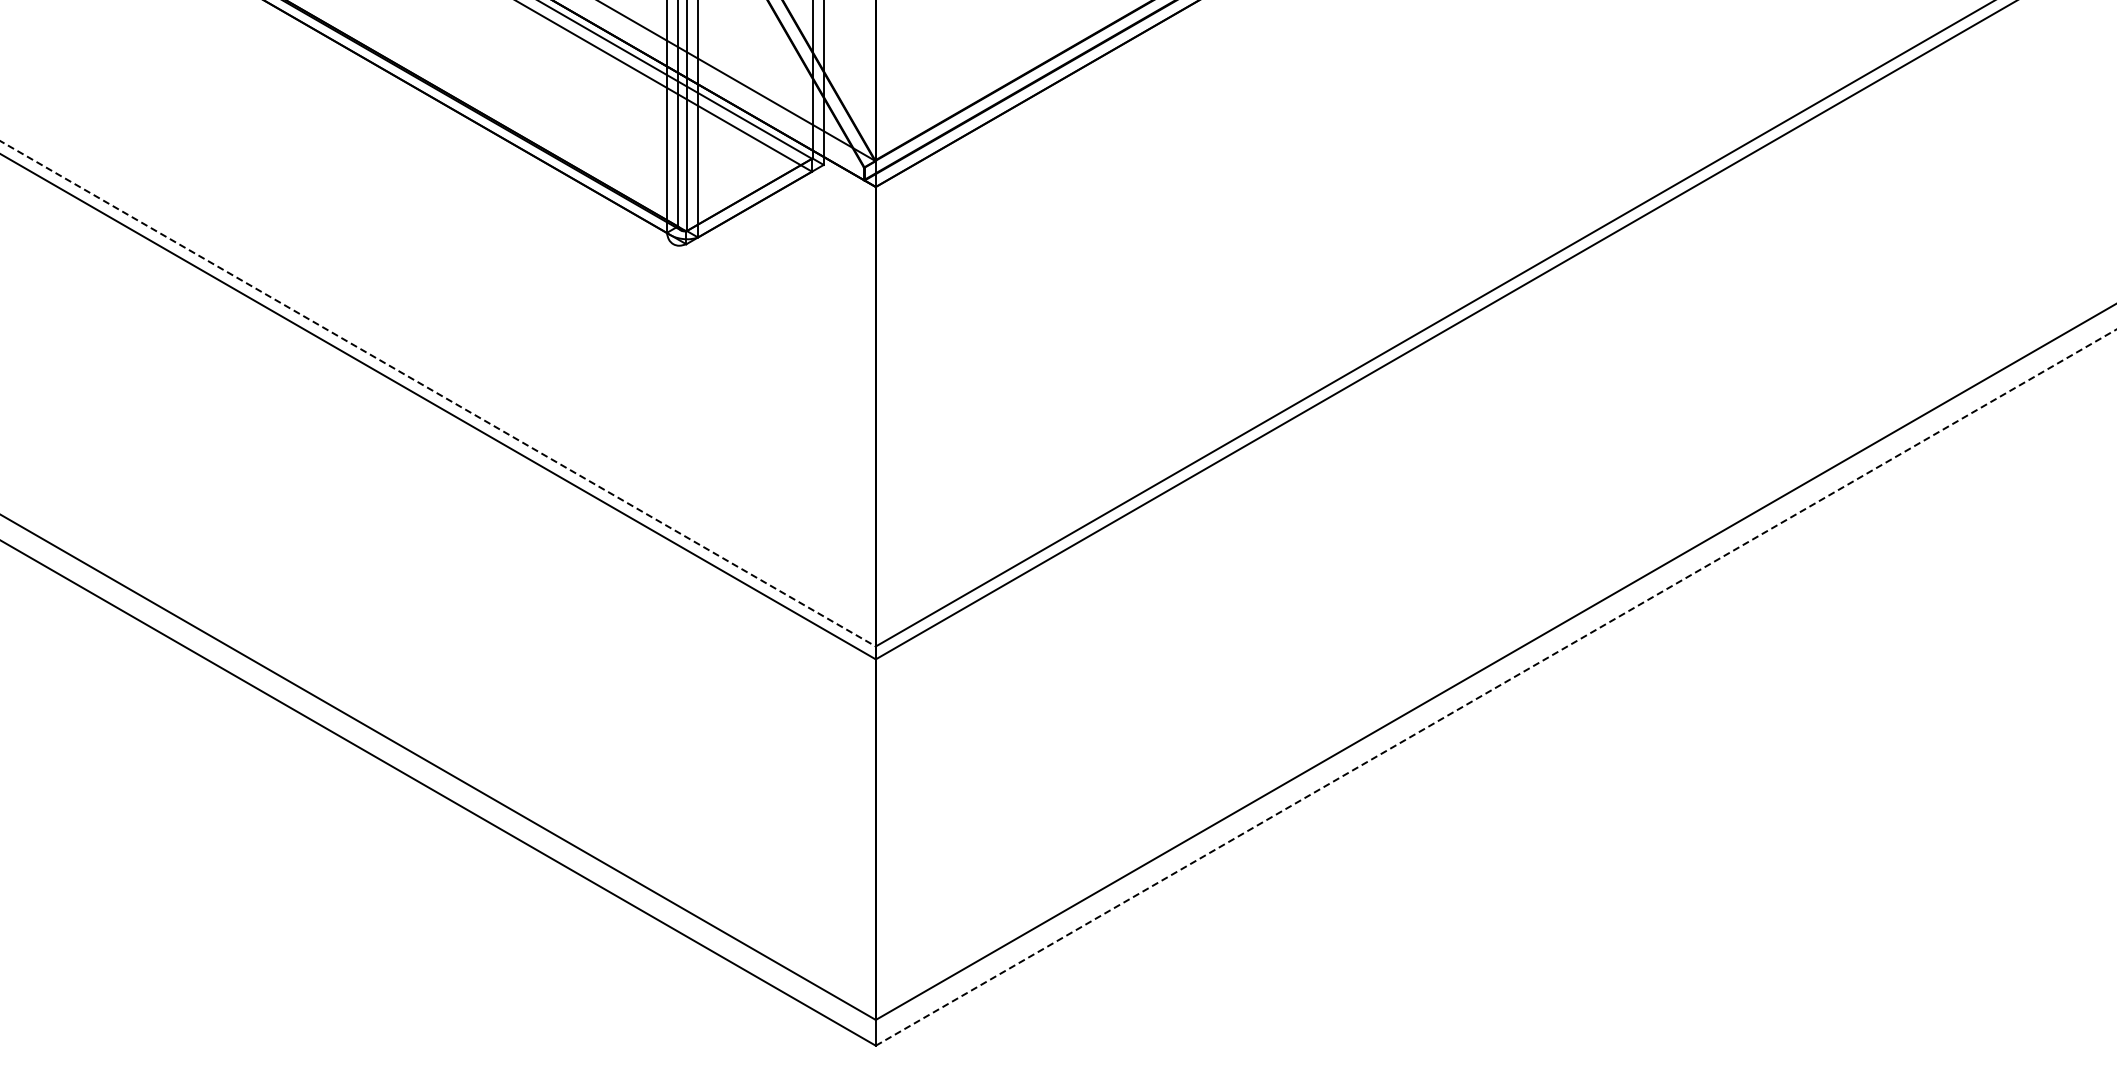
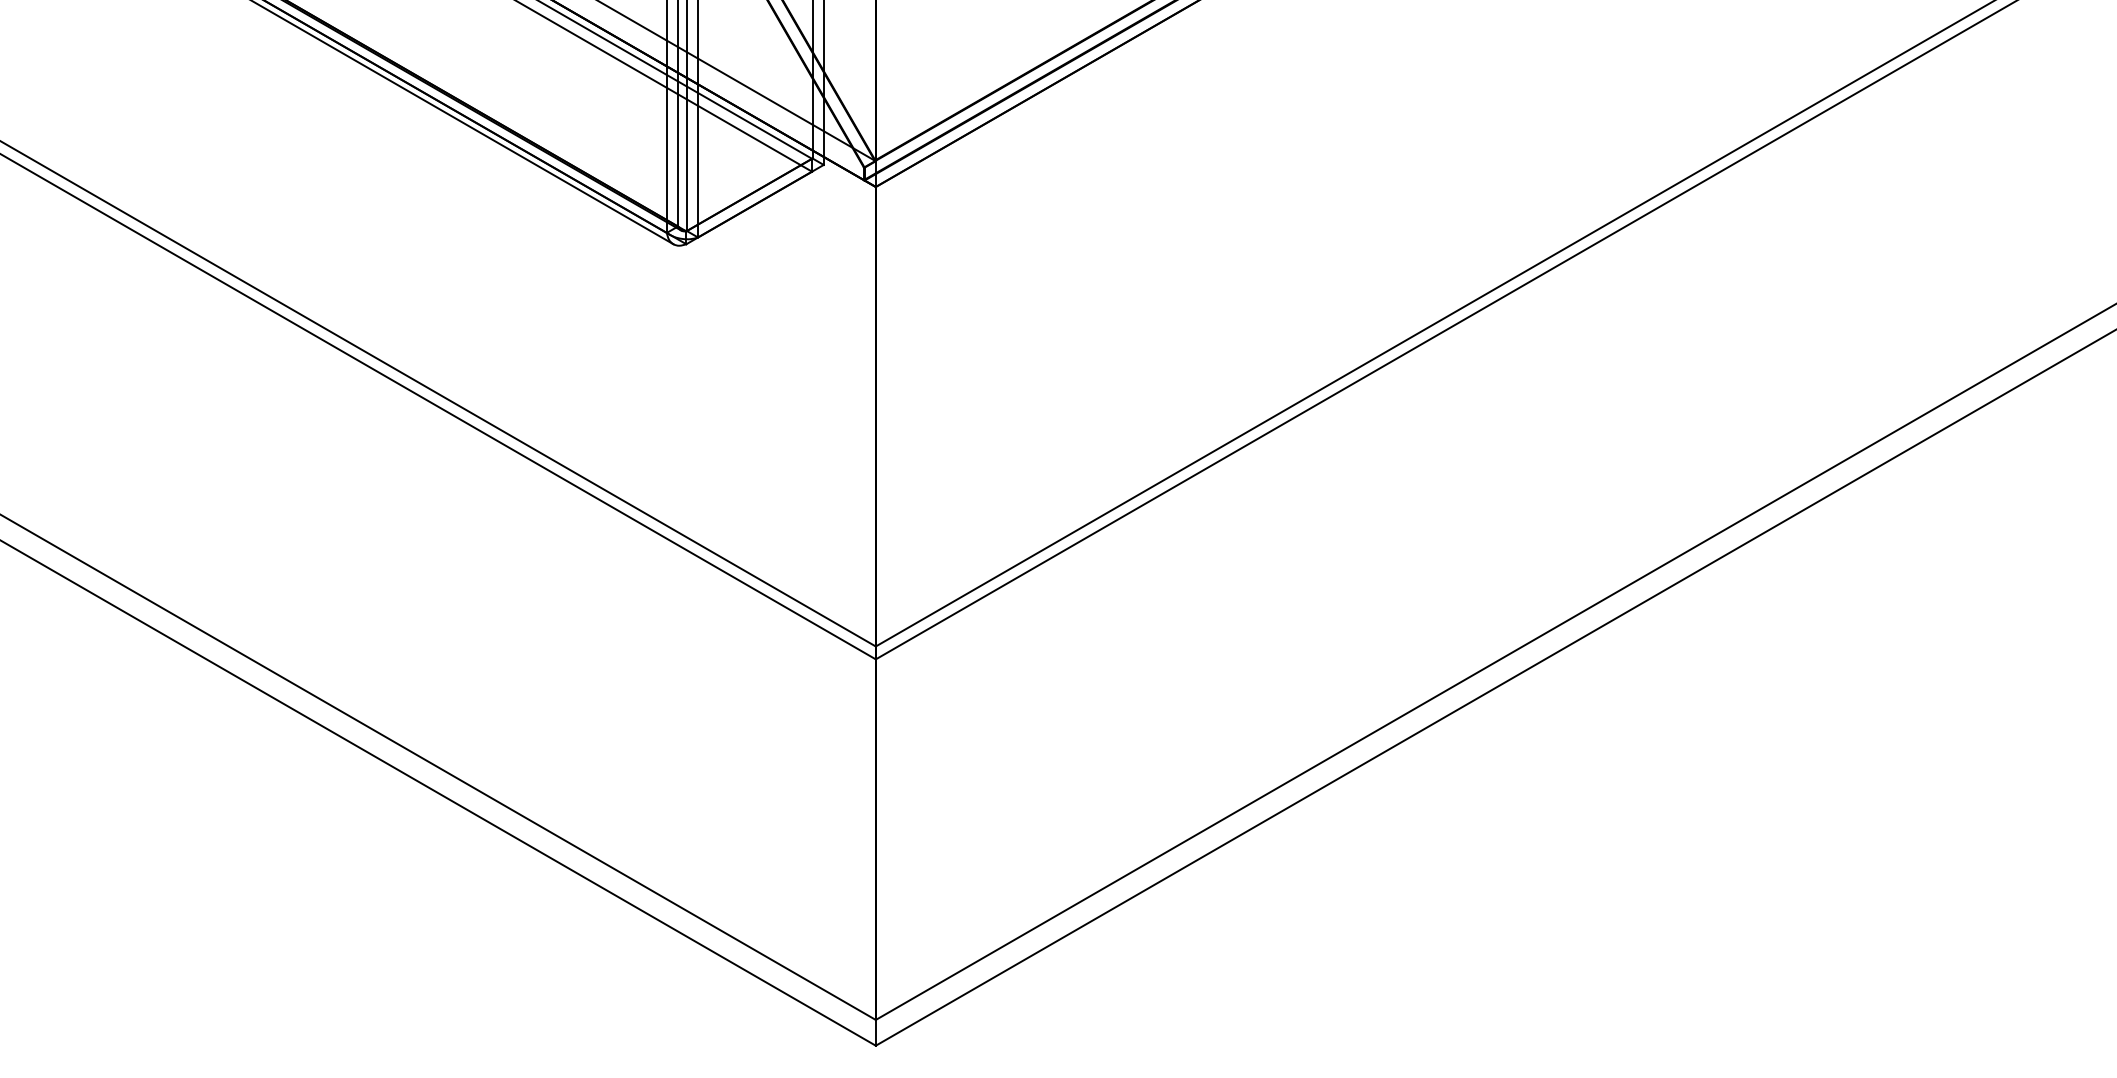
line: none -> present (463, 123)
line: dashed -> solid (438, 394)
line: dashed -> solid (1496, 687)
